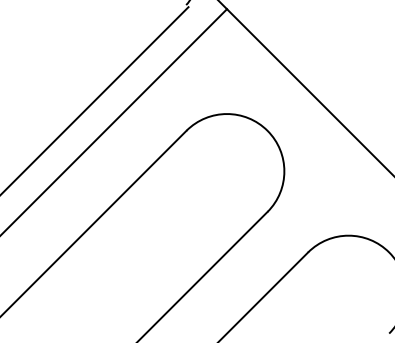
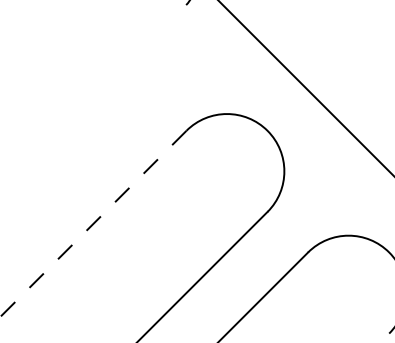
line: present -> none (95, 100)
line: present -> none (114, 121)
line: solid -> dashed (93, 224)
